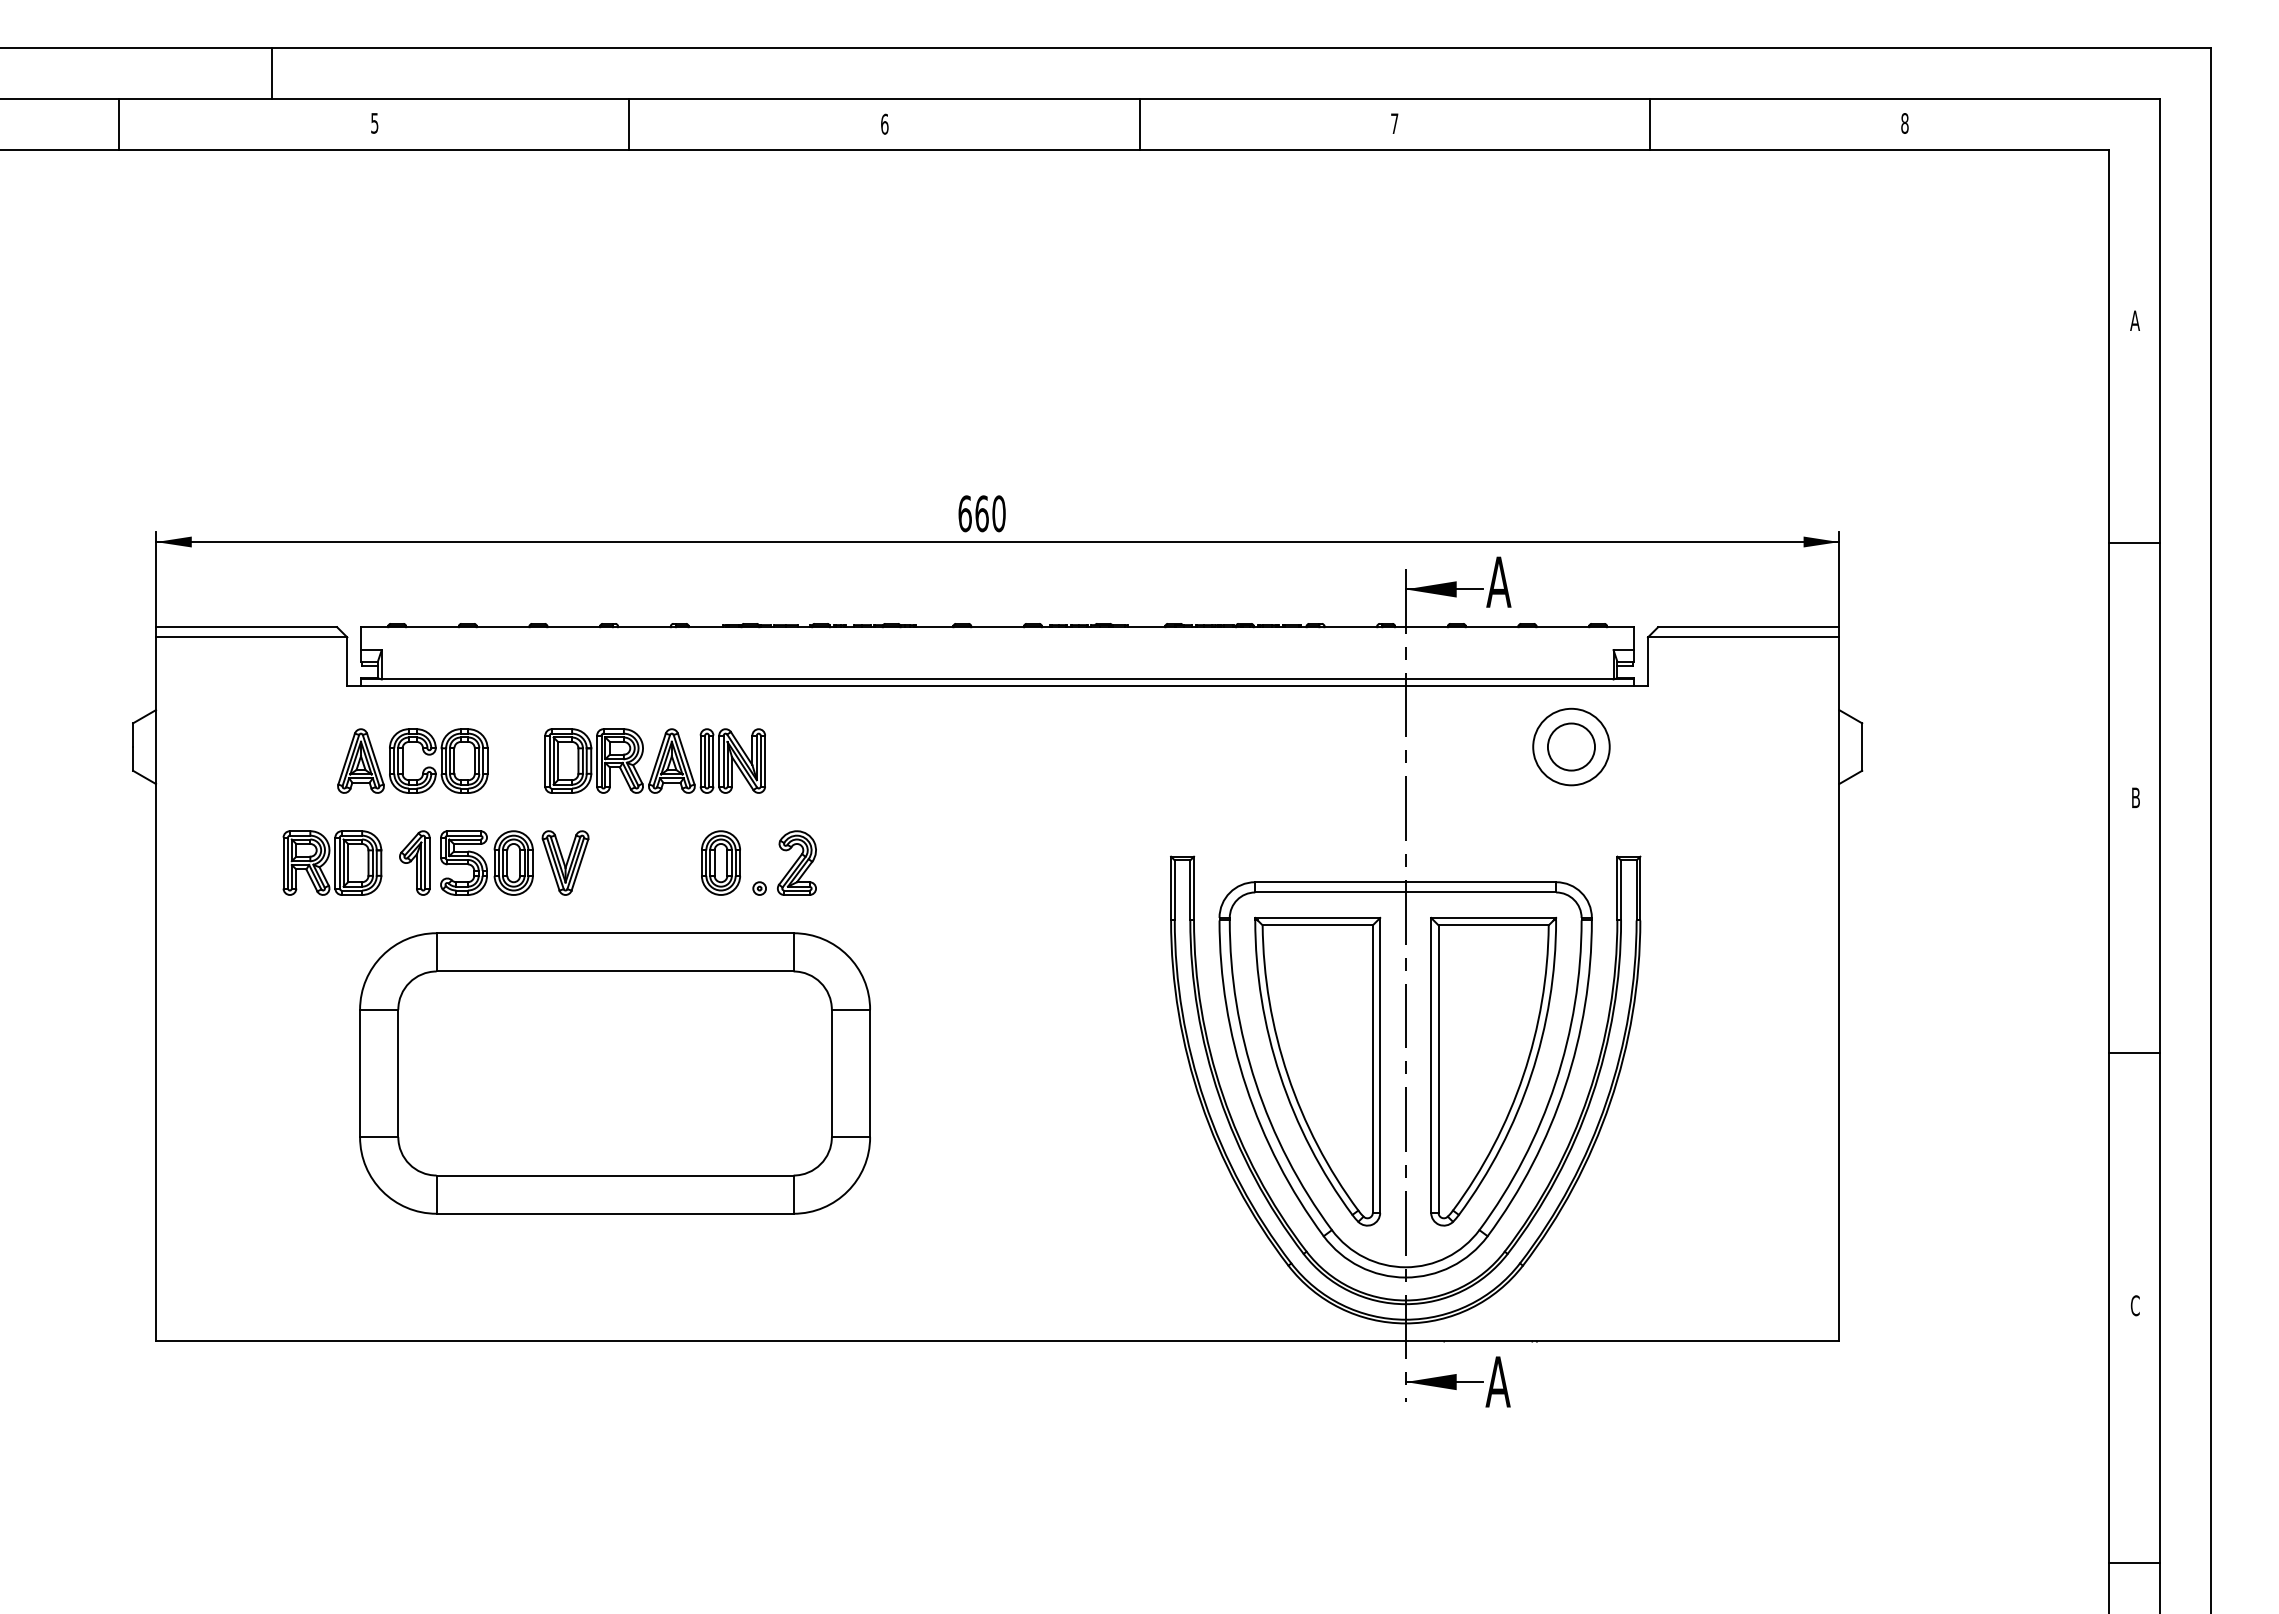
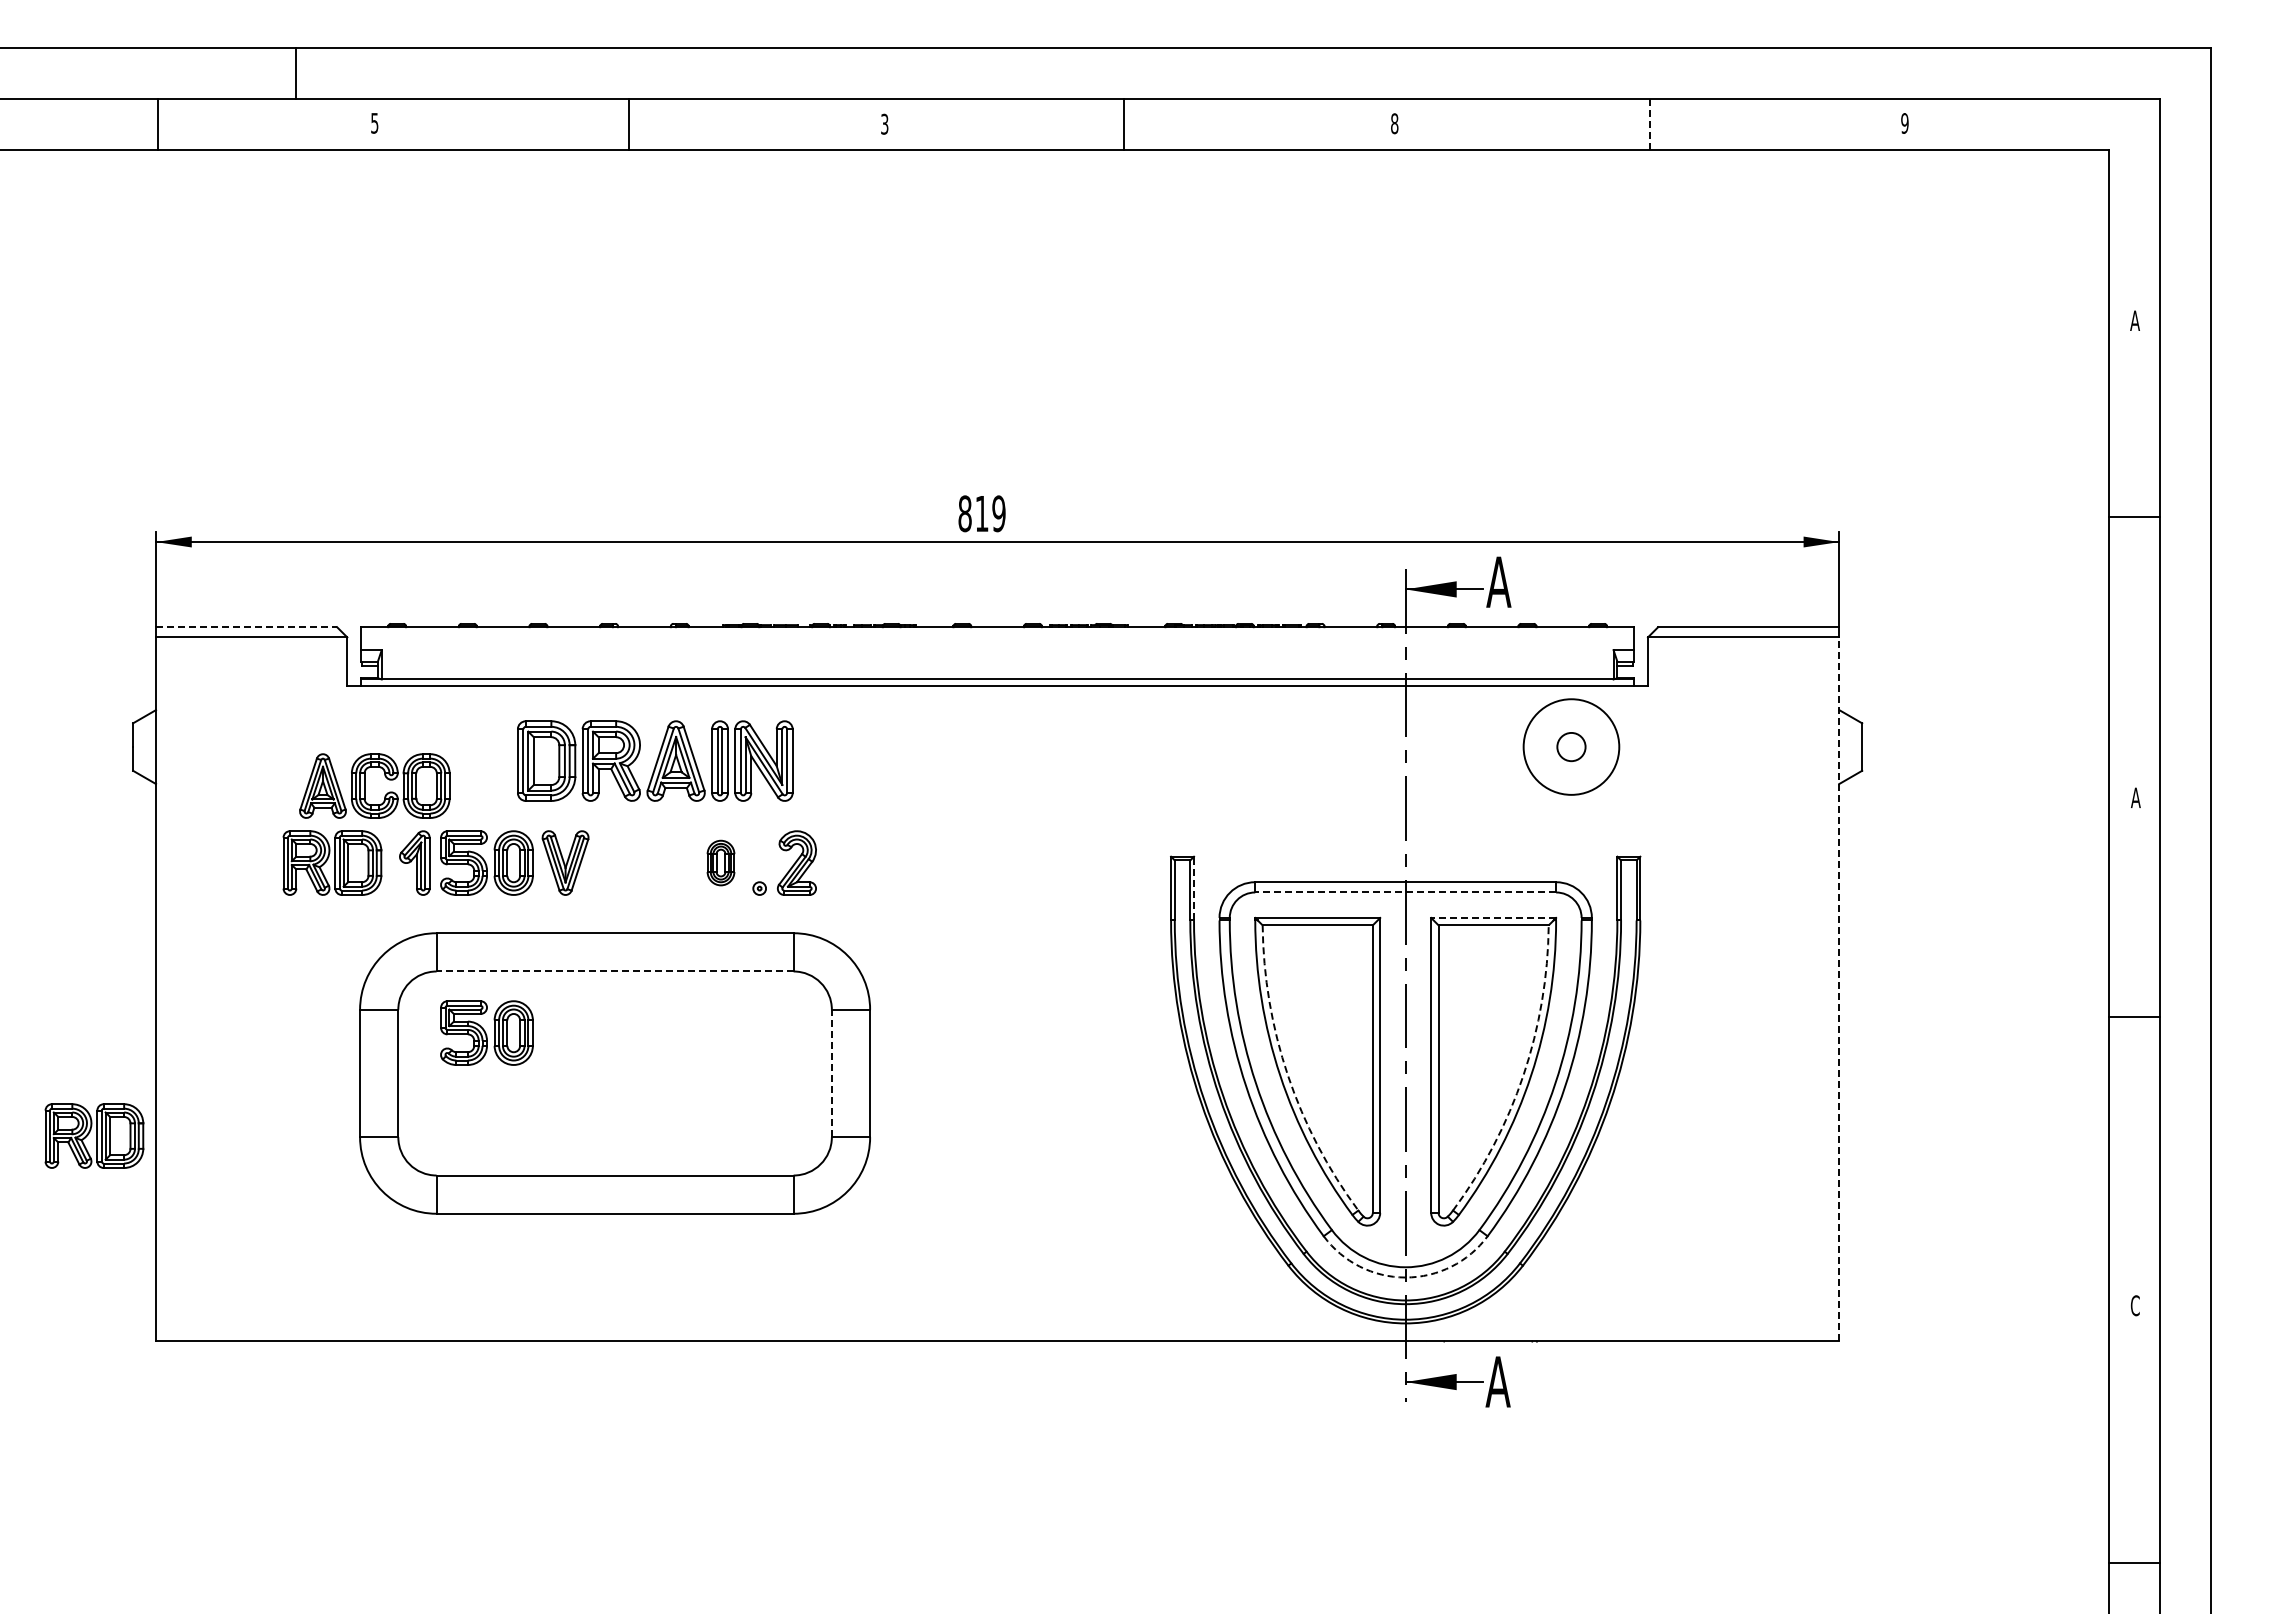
line position: (272, 73) -> (296, 73) (296, 73)
text: 6 -> 3 (884, 123)
text: 7 -> 8 (1394, 123)
text: 8 -> 9 (1904, 123)
line position: (119, 124) -> (158, 124) (158, 124)
line position: (1139, 124) -> (1123, 124) (1123, 124)
line: solid -> dashed (1649, 124)
text: 660 -> 819 (981, 513)
line position: (2133, 542) -> (2133, 516) (2133, 516)
line: solid -> dashed (246, 627)
circle diameter: 47 px -> 28 px (1571, 746)
circle diameter: 77 px -> 96 px (1571, 746)
part position: (403, 760) -> (365, 785) (365, 785)
part size: 222x66 px -> 277x82 px (655, 760)
text: B -> A (2135, 797)
part size: 40x66 px -> 30x48 px (720, 862)
line: solid -> dashed (1194, 888)
line: solid -> dashed (1405, 892)
line: solid -> dashed (1493, 917)
line: solid -> dashed (615, 971)
line: solid -> dashed (1839, 989)
part: none -> present (486, 1032)
line position: (2133, 1053) -> (2133, 1017) (2133, 1017)
line: solid -> dashed (831, 1073)
arc: solid -> dashed (1287, 1075)
arc: solid -> dashed (1523, 1075)
part: none -> present (94, 1135)
arc: solid -> dashed (1405, 1277)
